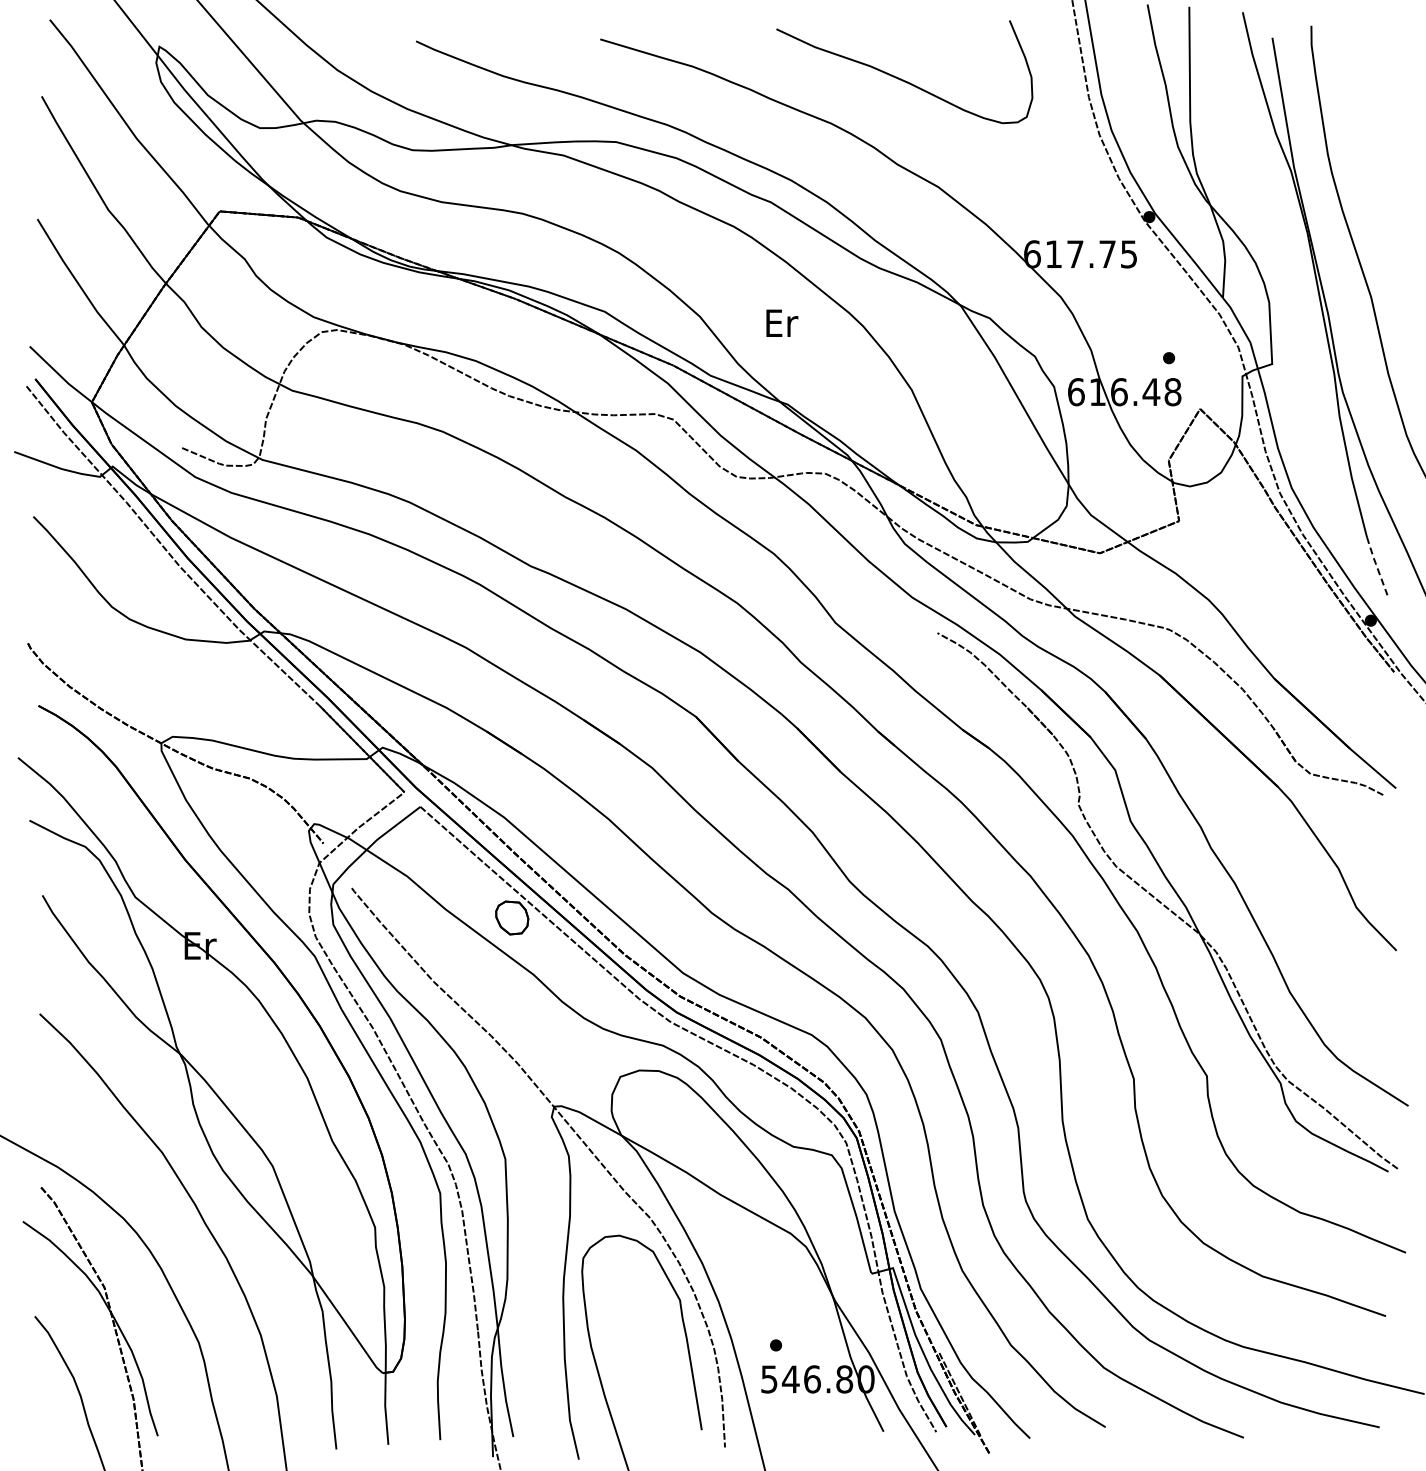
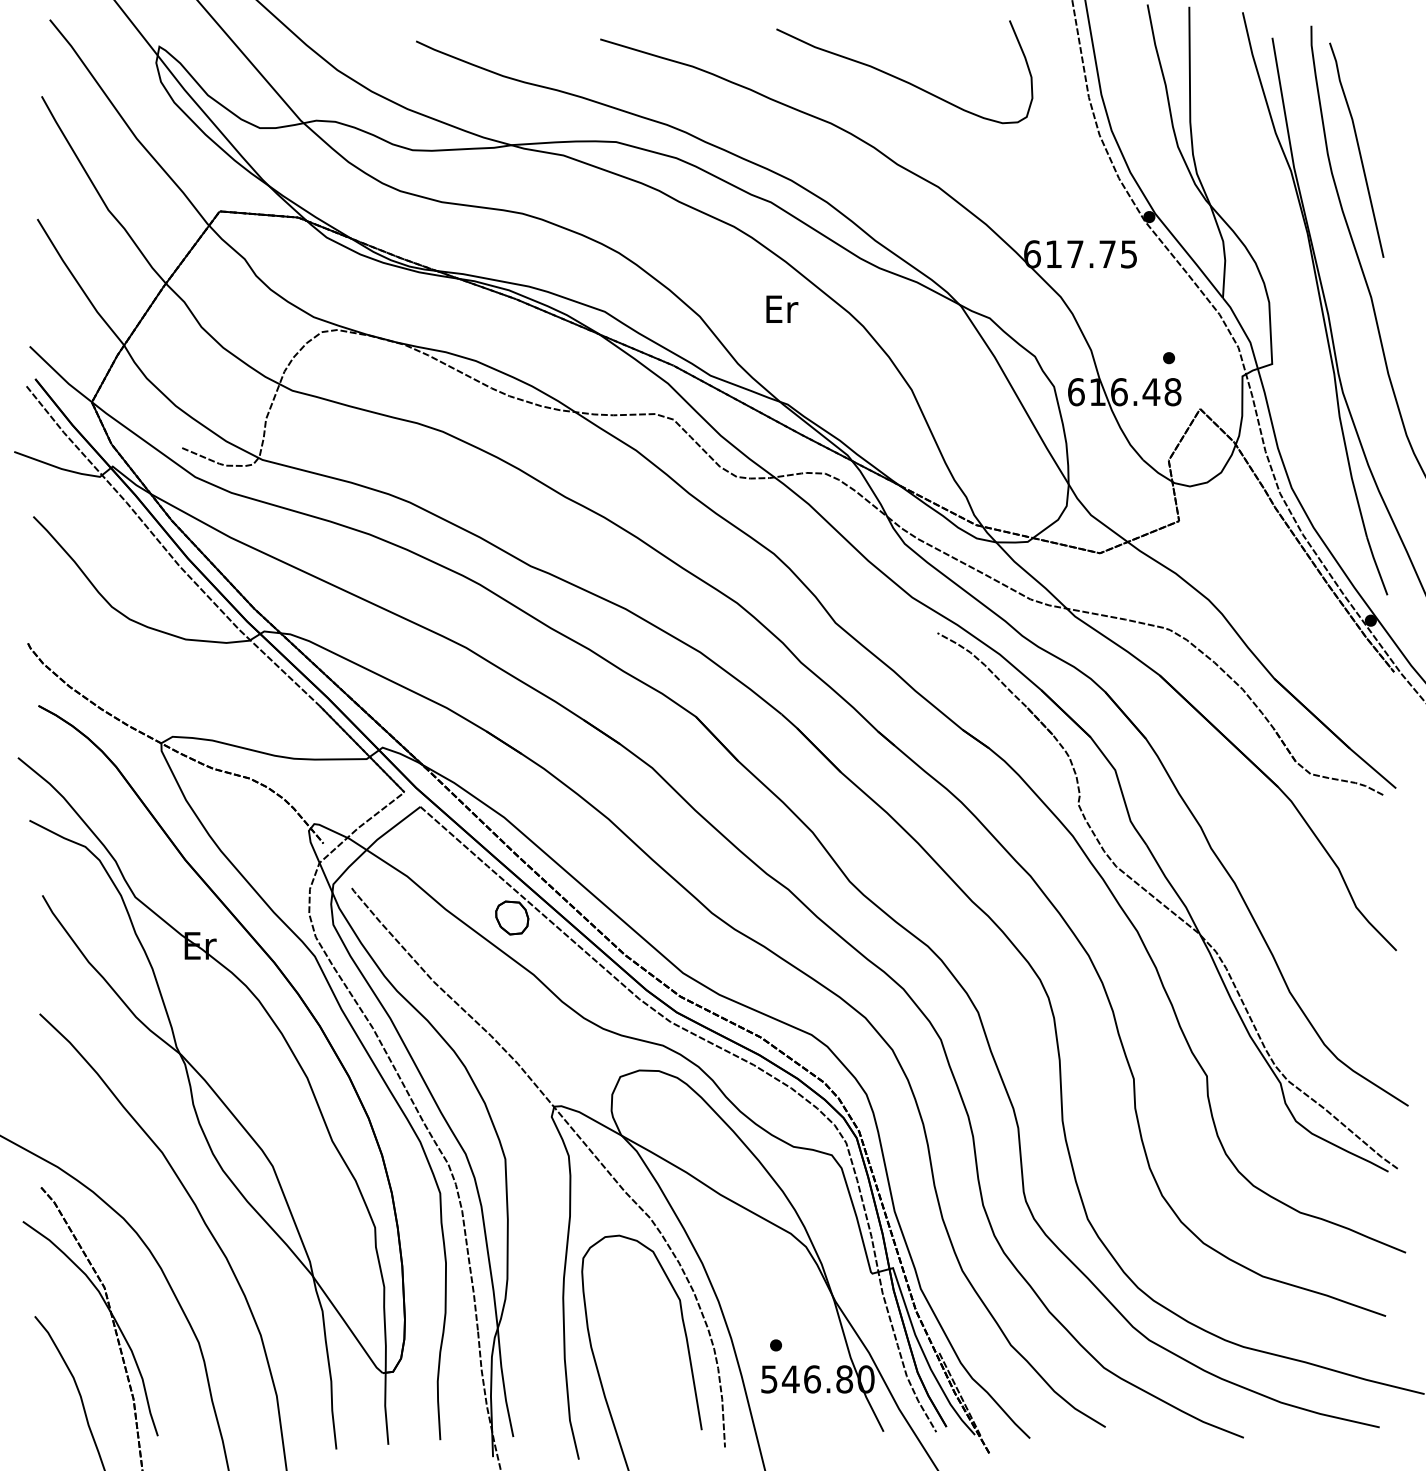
line: none -> present (1358, 149)
text position: (782, 322) -> (782, 308) (782, 308)
line: dashed -> solid (1376, 565)
